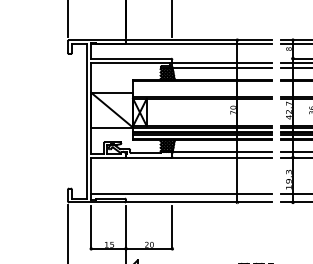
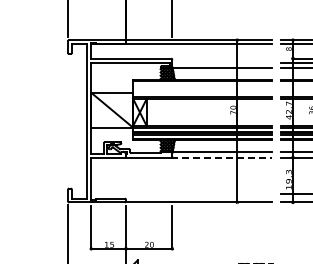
line: present -> none (222, 63)
line: solid -> dashed (222, 157)
line: present -> none (181, 194)
